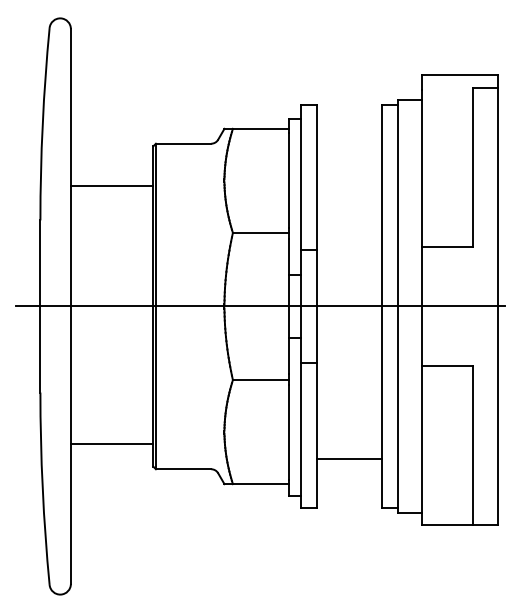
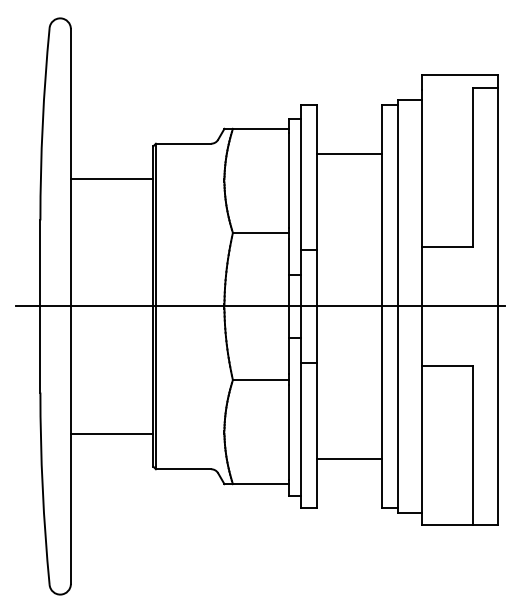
line: none -> present (348, 154)
line position: (111, 186) -> (111, 179) (111, 179)
line position: (111, 443) -> (111, 433) (111, 433)
